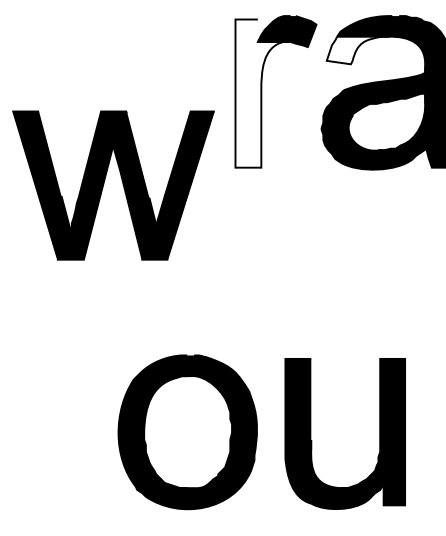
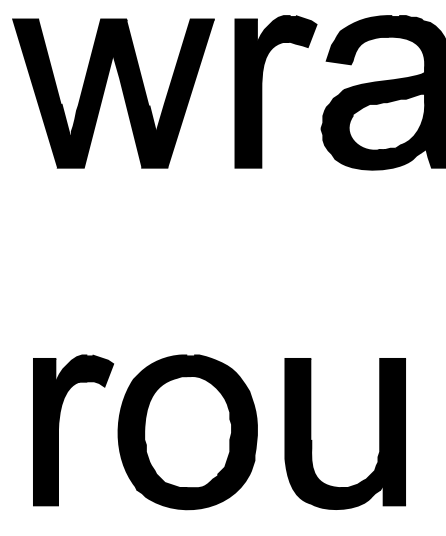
fill: none -> present (357, 50)
fill: none -> present (261, 93)
part position: (104, 184) -> (104, 92) (104, 92)
part: none -> present (59, 426)
